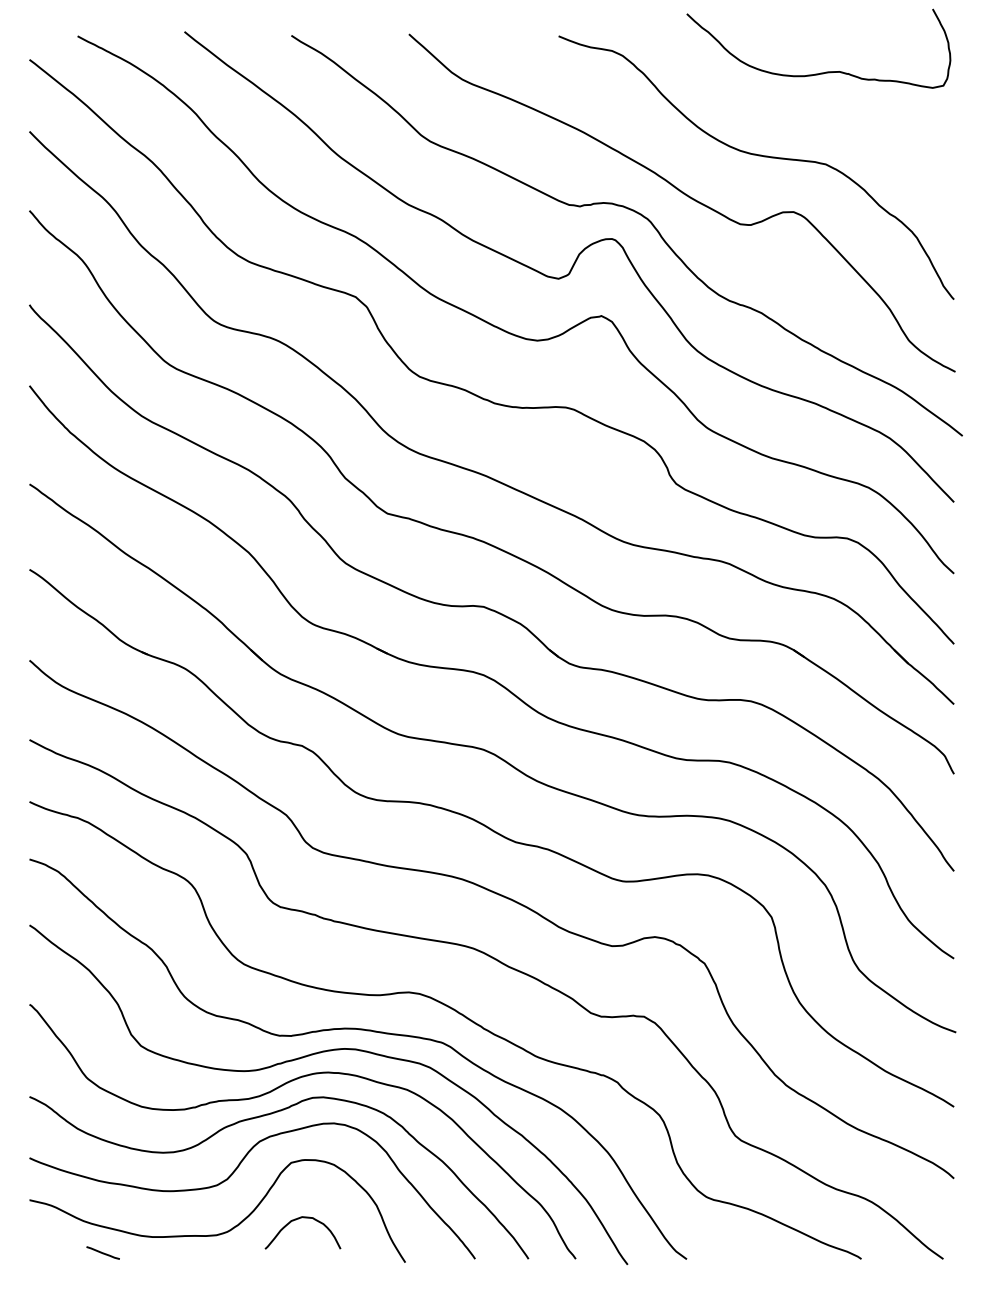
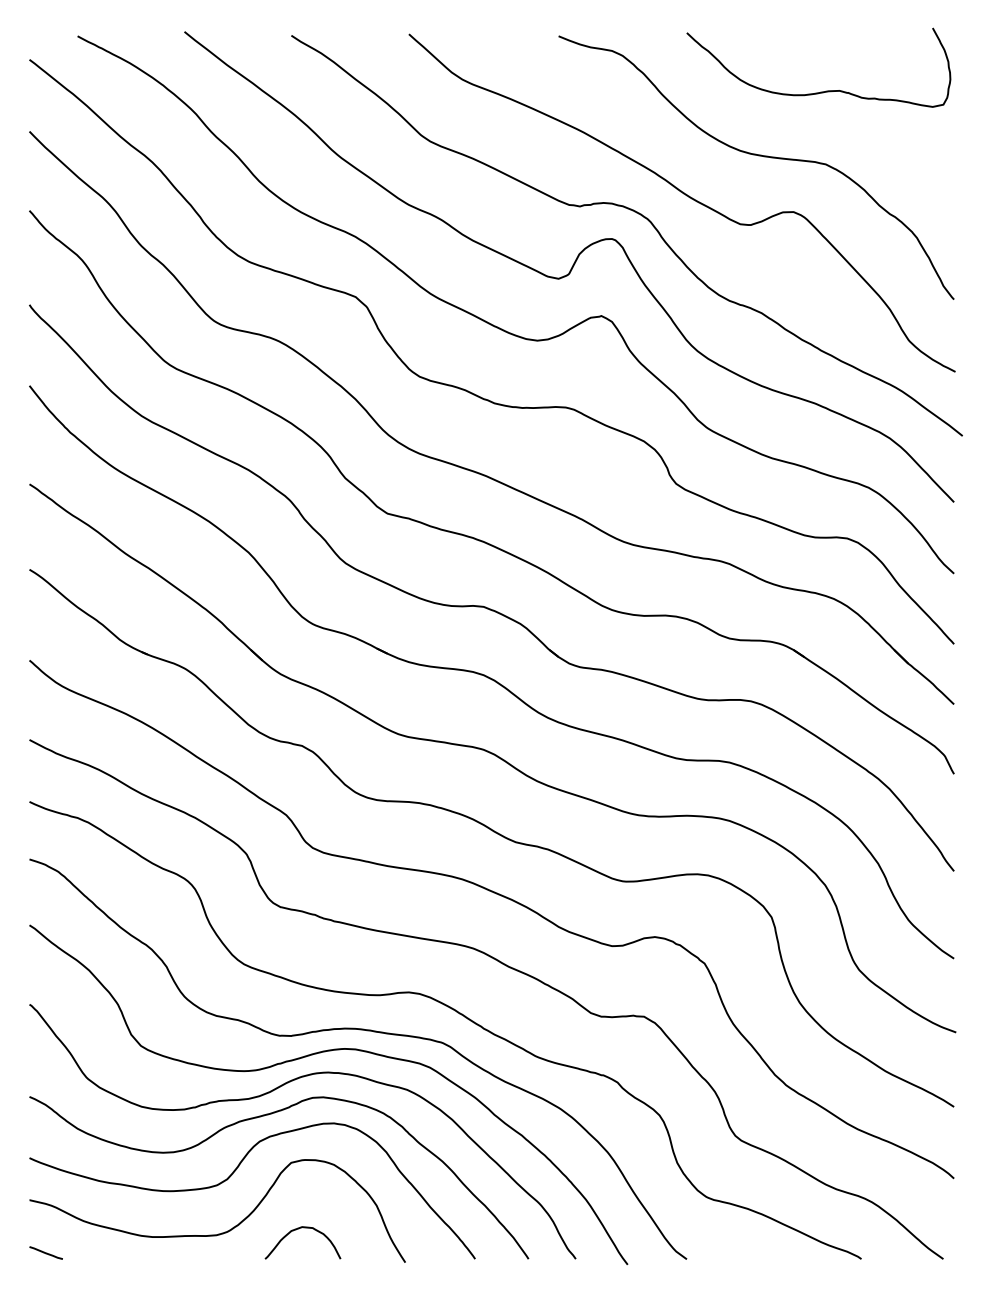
curve position: (820, 72) -> (820, 91) (820, 91)
curve position: (296, 1220) -> (296, 1230) (296, 1230)
line position: (102, 1252) -> (45, 1252) (45, 1252)
